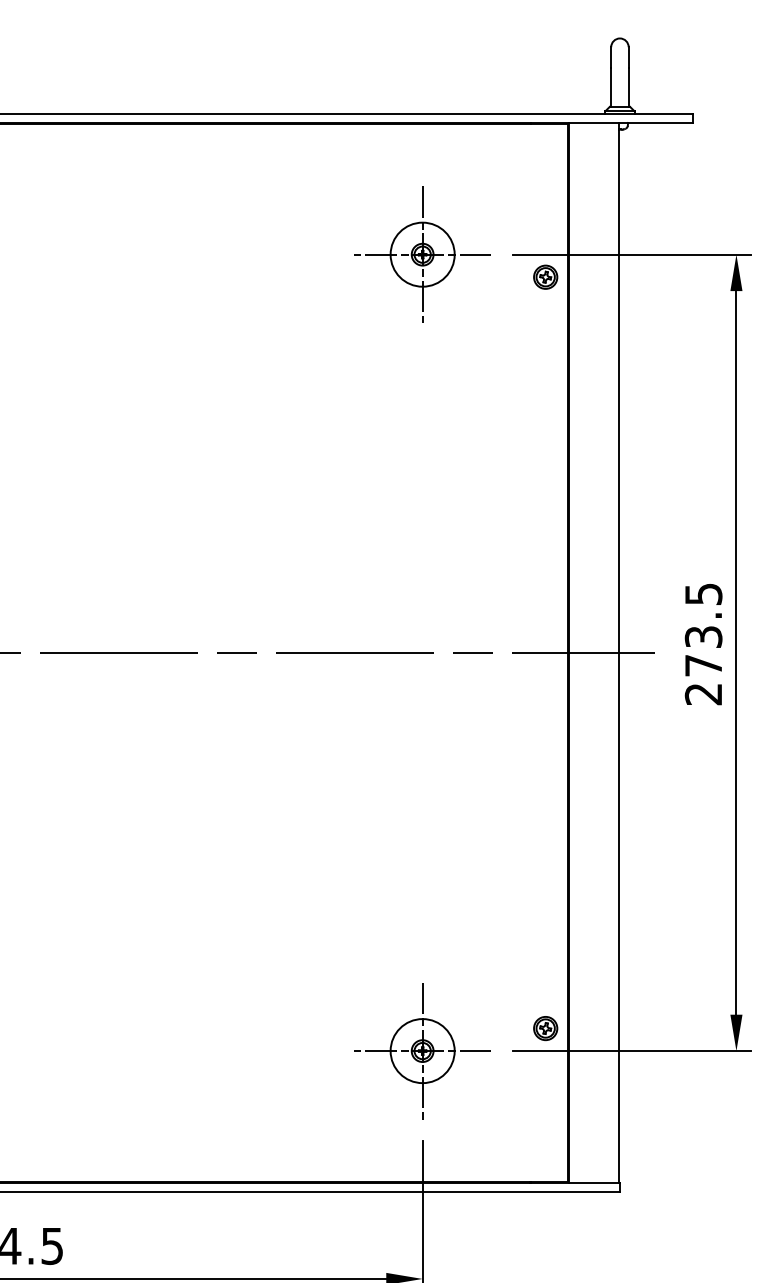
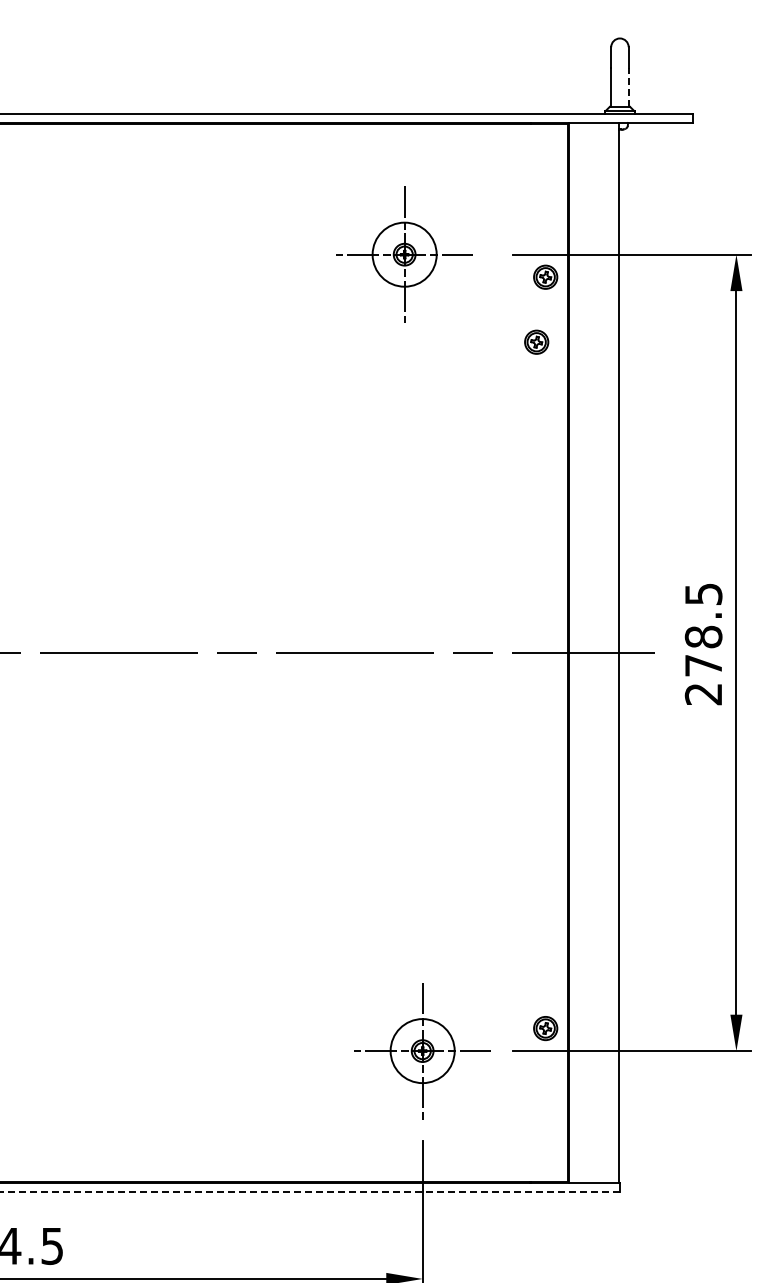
line: solid -> dashed (628, 87)
part position: (422, 254) -> (404, 254) (404, 254)
part: none -> present (536, 341)
text: 273.5 -> 278.5 (703, 636)
line: solid -> dashed (310, 1191)
